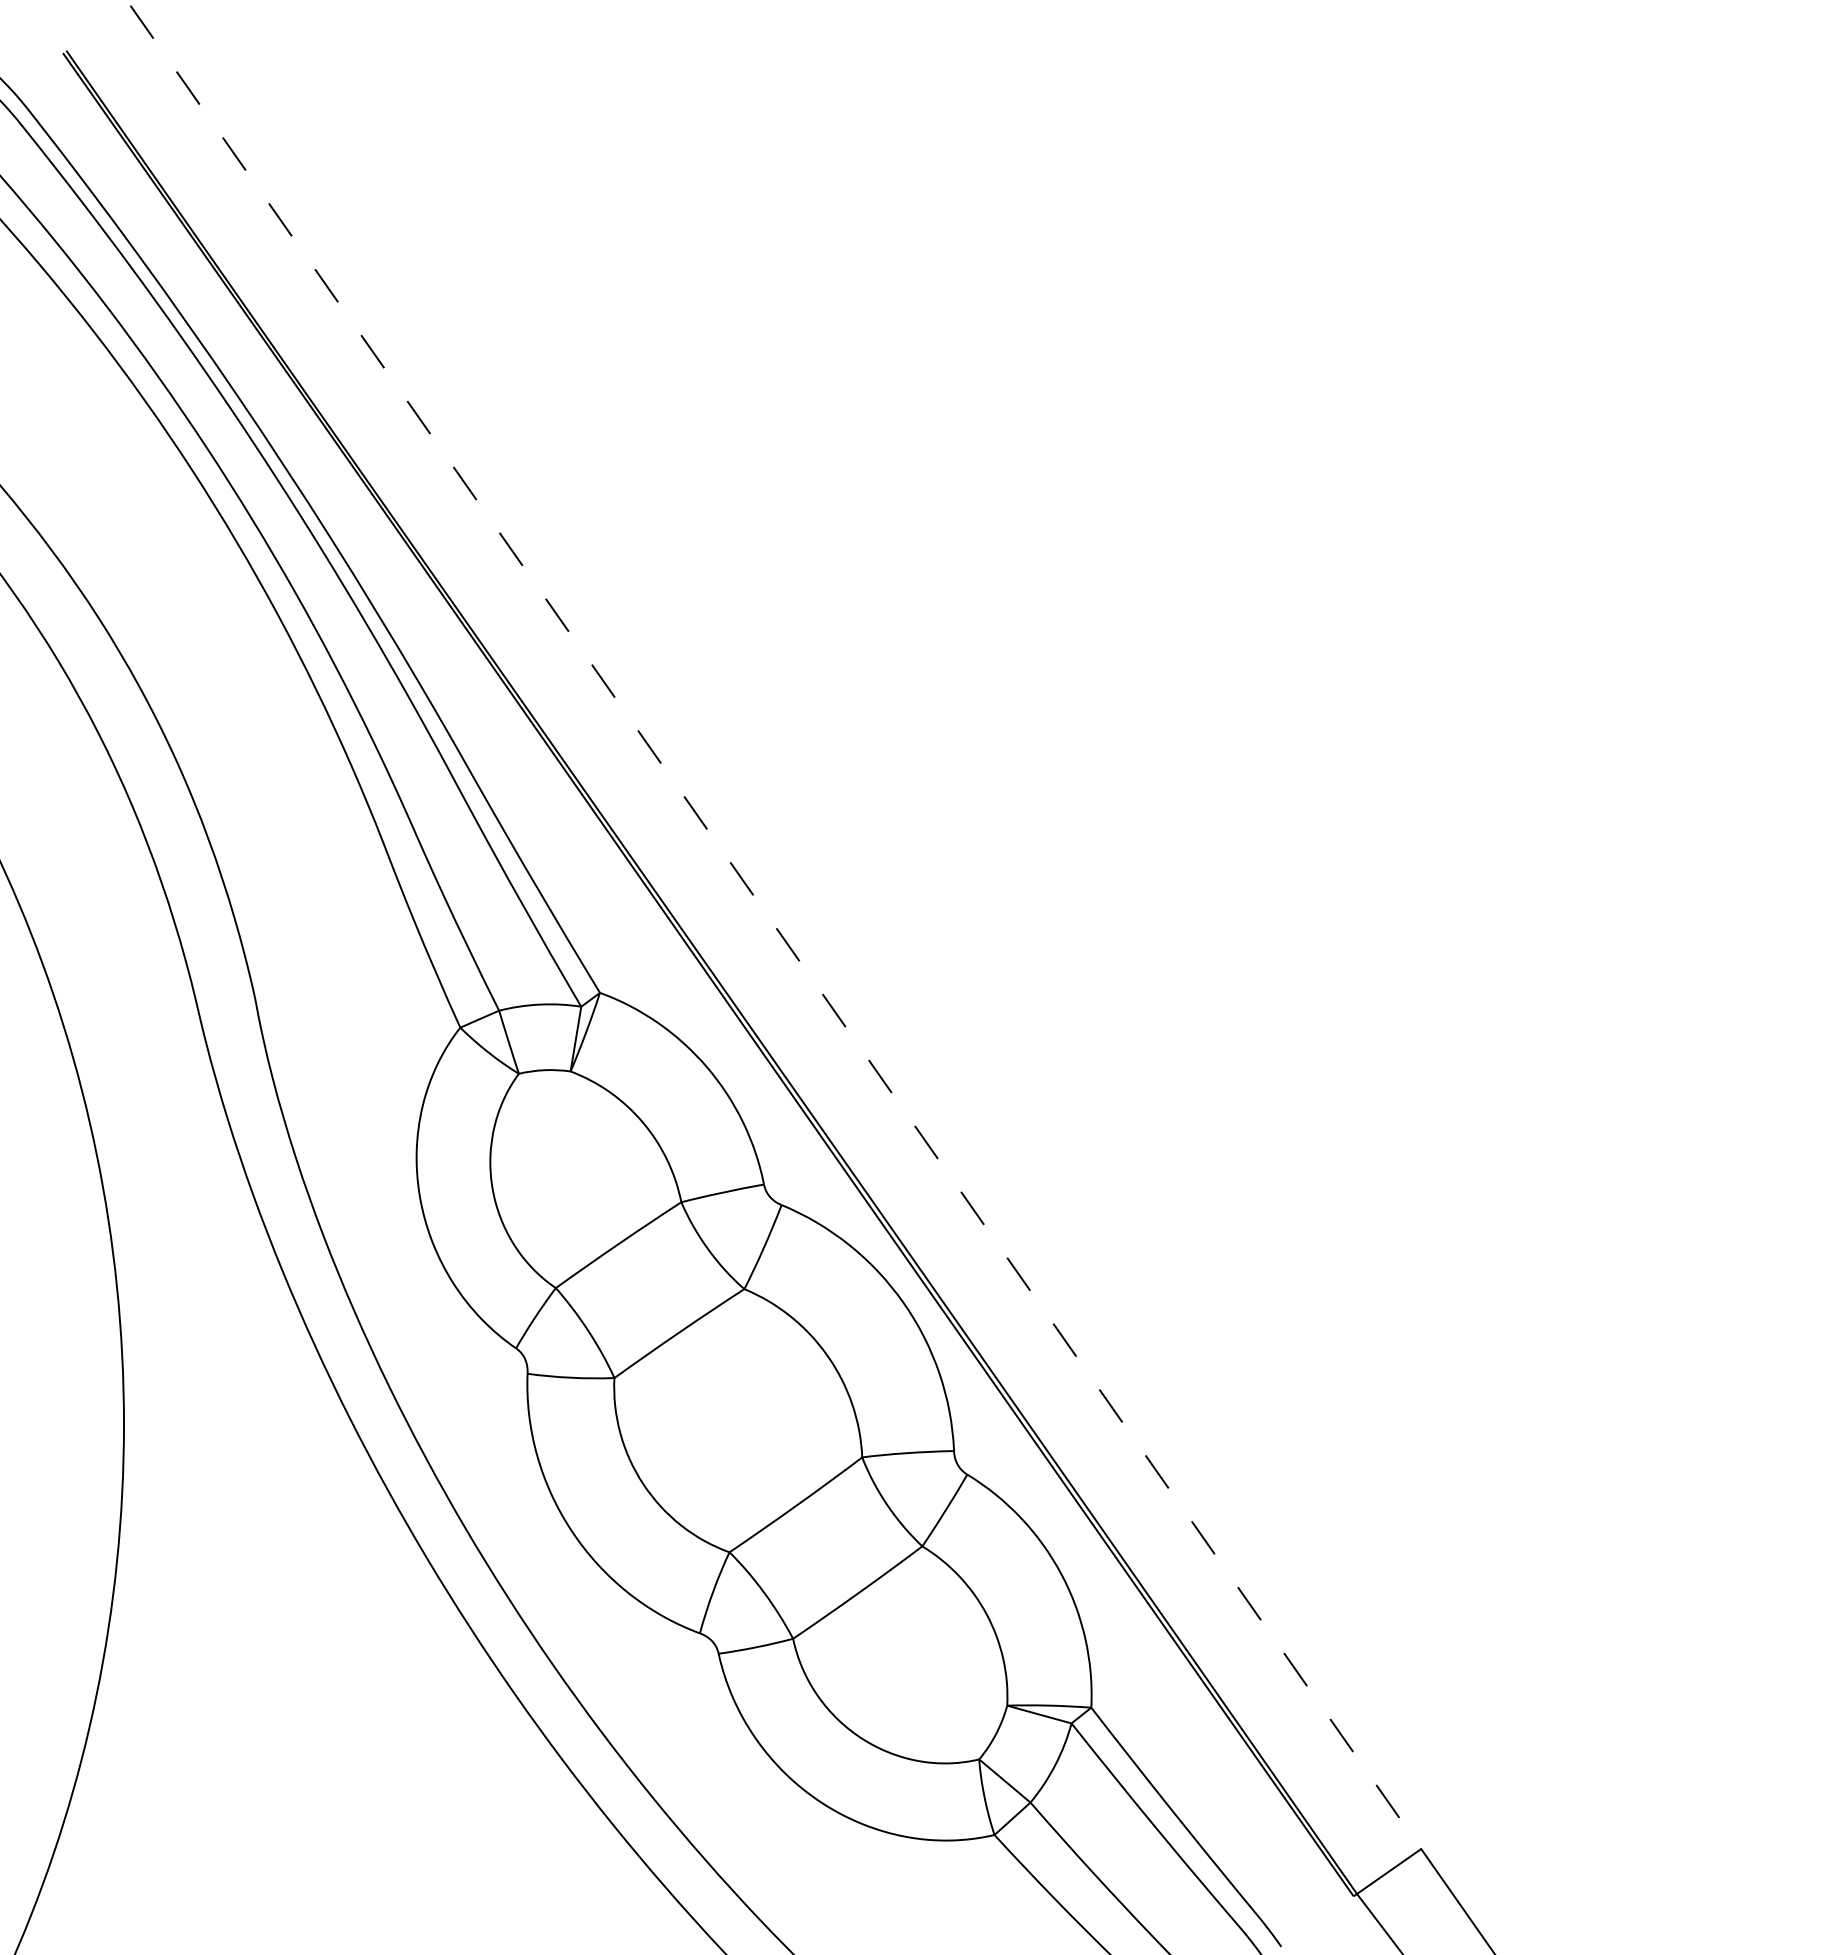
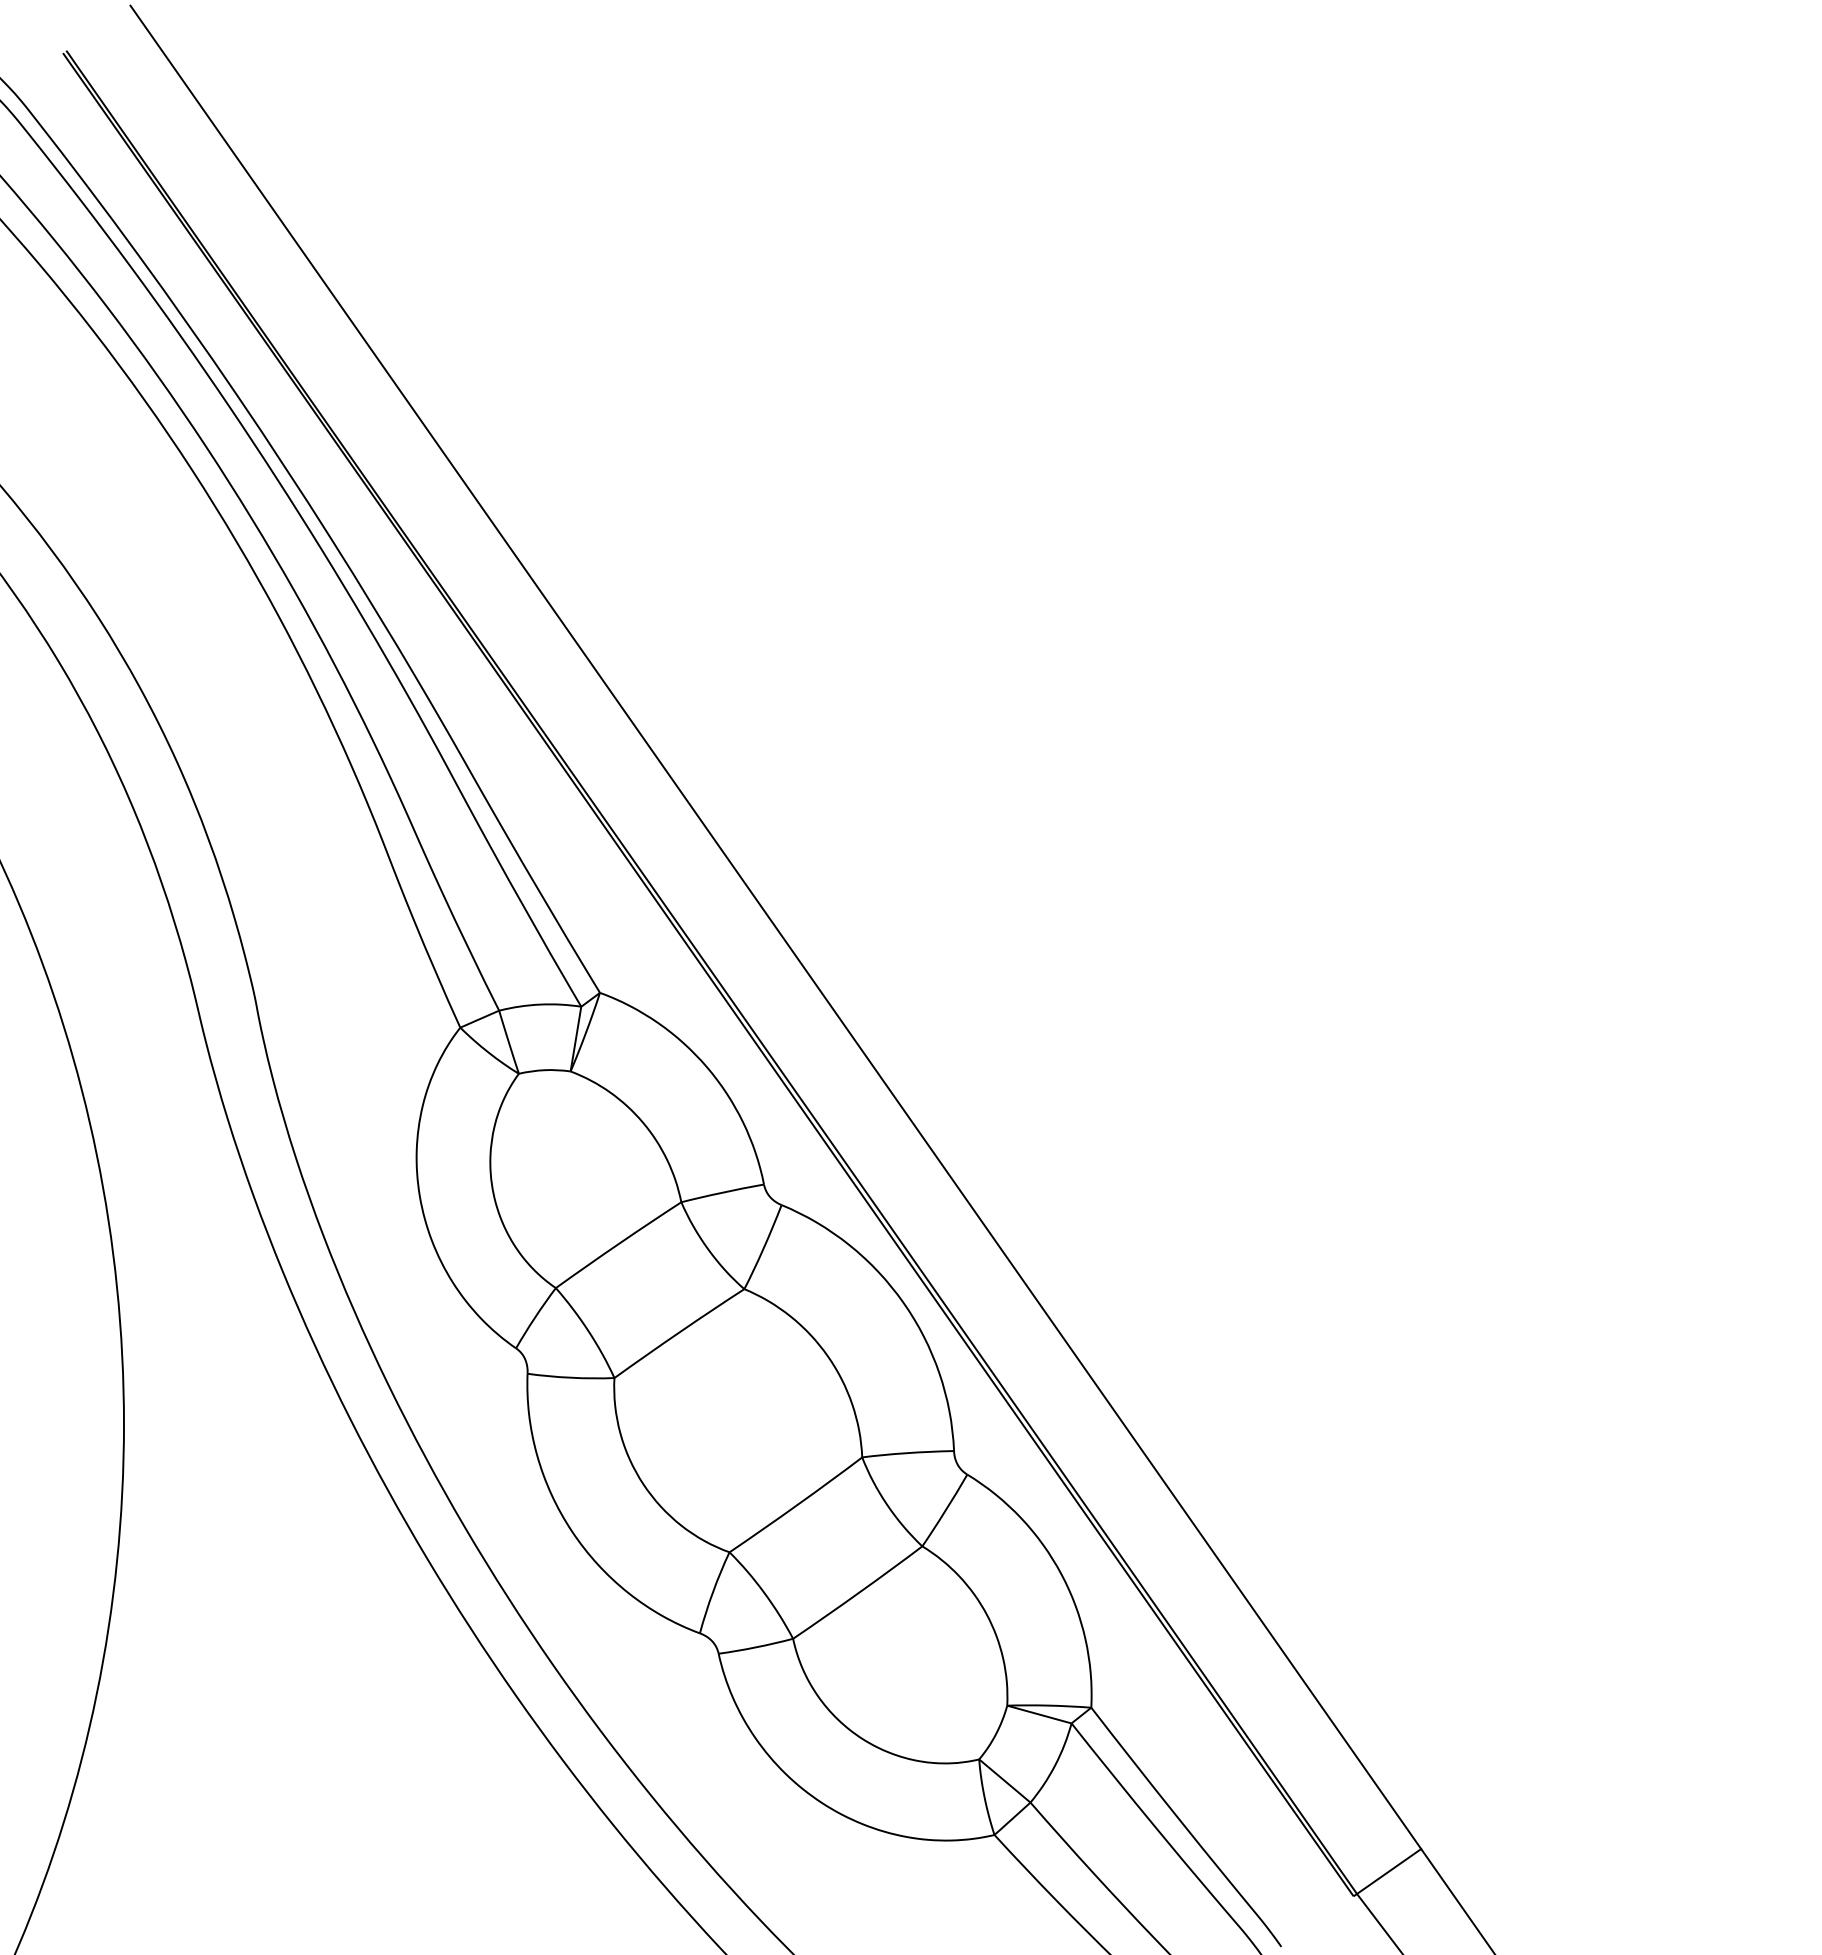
line: dashed -> solid (776, 927)
